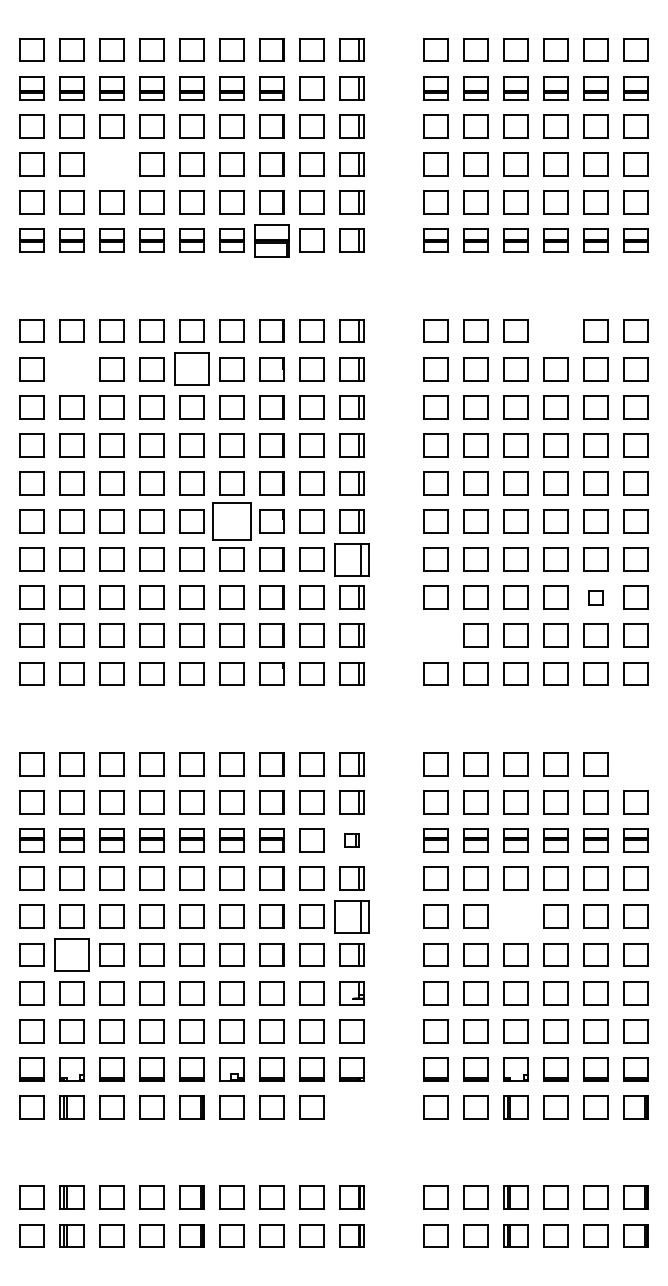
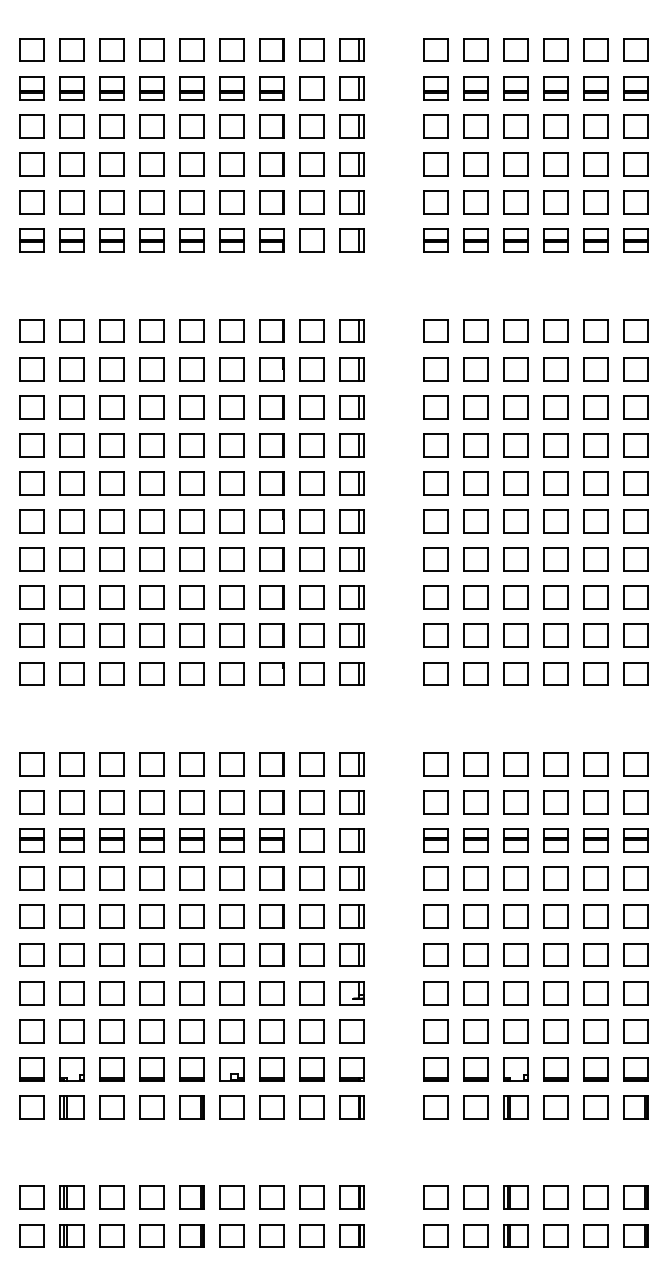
part: none -> present (111, 164)
part size: 36x34 px -> 26x25 px (271, 240)
part: none -> present (555, 330)
part size: 36x34 px -> 26x25 px (191, 369)
part: none -> present (71, 369)
part size: 40x39 px -> 26x25 px (231, 521)
part size: 36x34 px -> 26x25 px (351, 559)
part size: 16x16 px -> 26x25 px (595, 597)
part: none -> present (435, 635)
part: none -> present (635, 764)
part size: 16x15 px -> 26x25 px (351, 840)
part size: 36x34 px -> 26x25 px (351, 916)
part: none -> present (515, 916)
part size: 36x34 px -> 26x24 px (71, 954)
part: none -> present (351, 1107)
